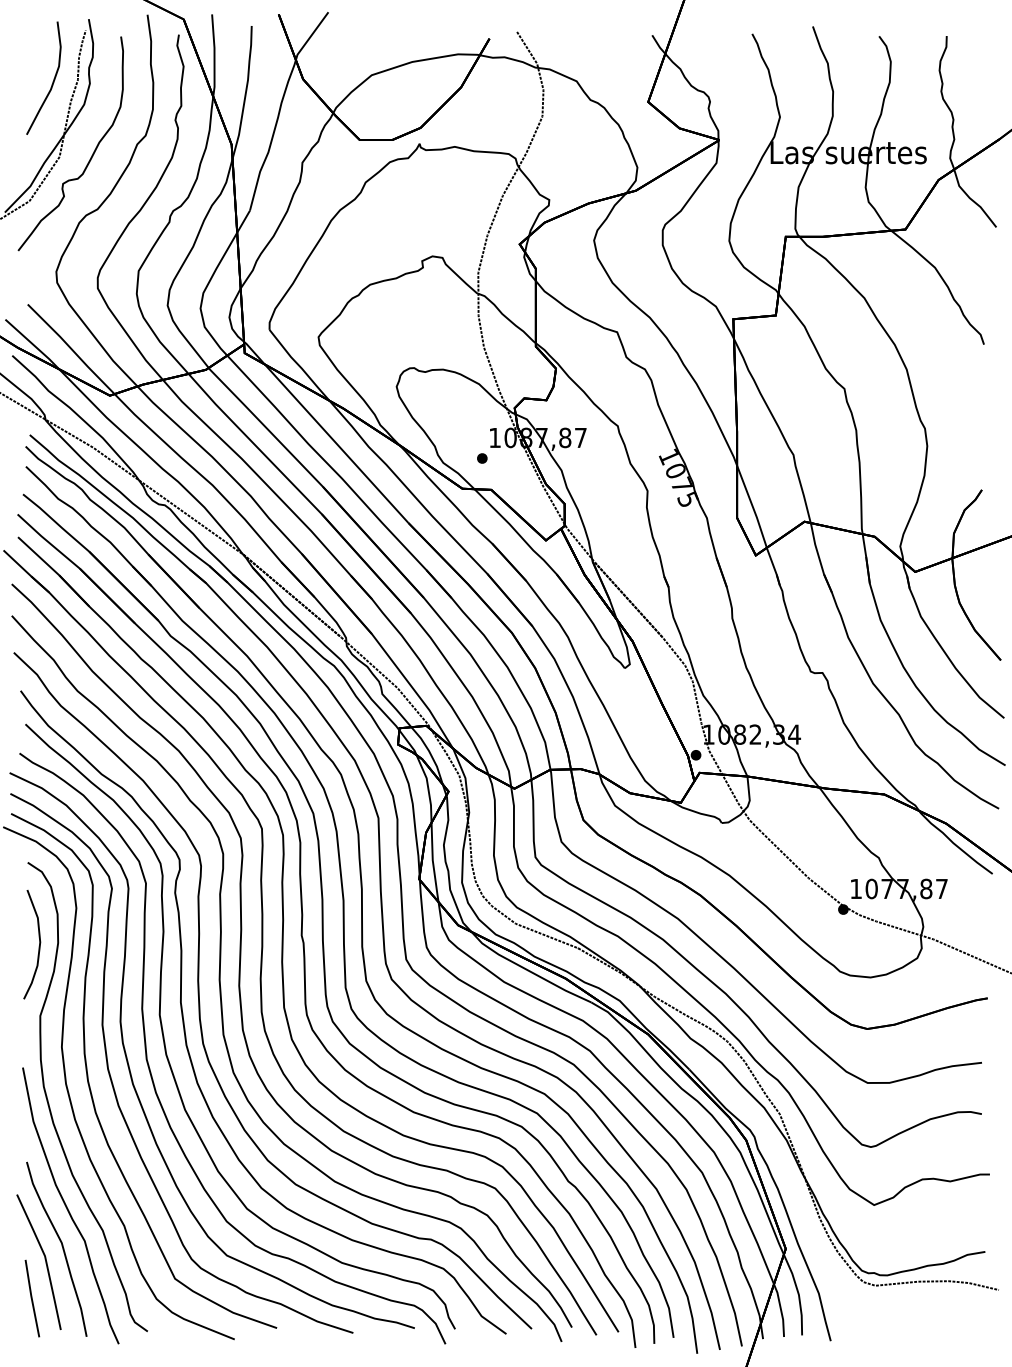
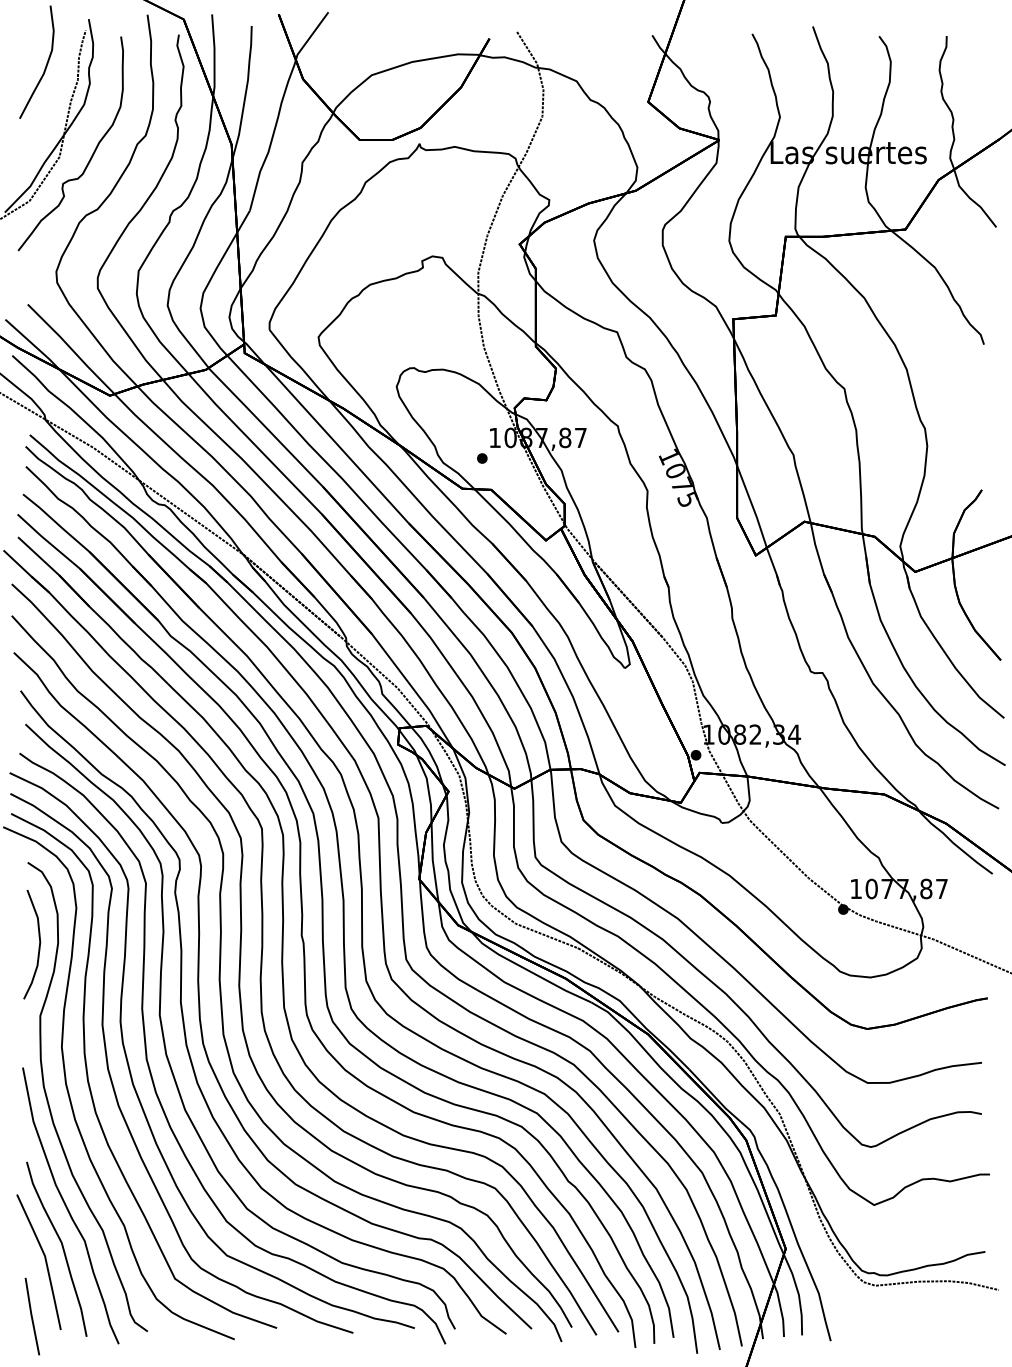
curve position: (52, 81) -> (45, 65) (45, 65)
line position: (32, 1298) -> (32, 1316) (32, 1316)
